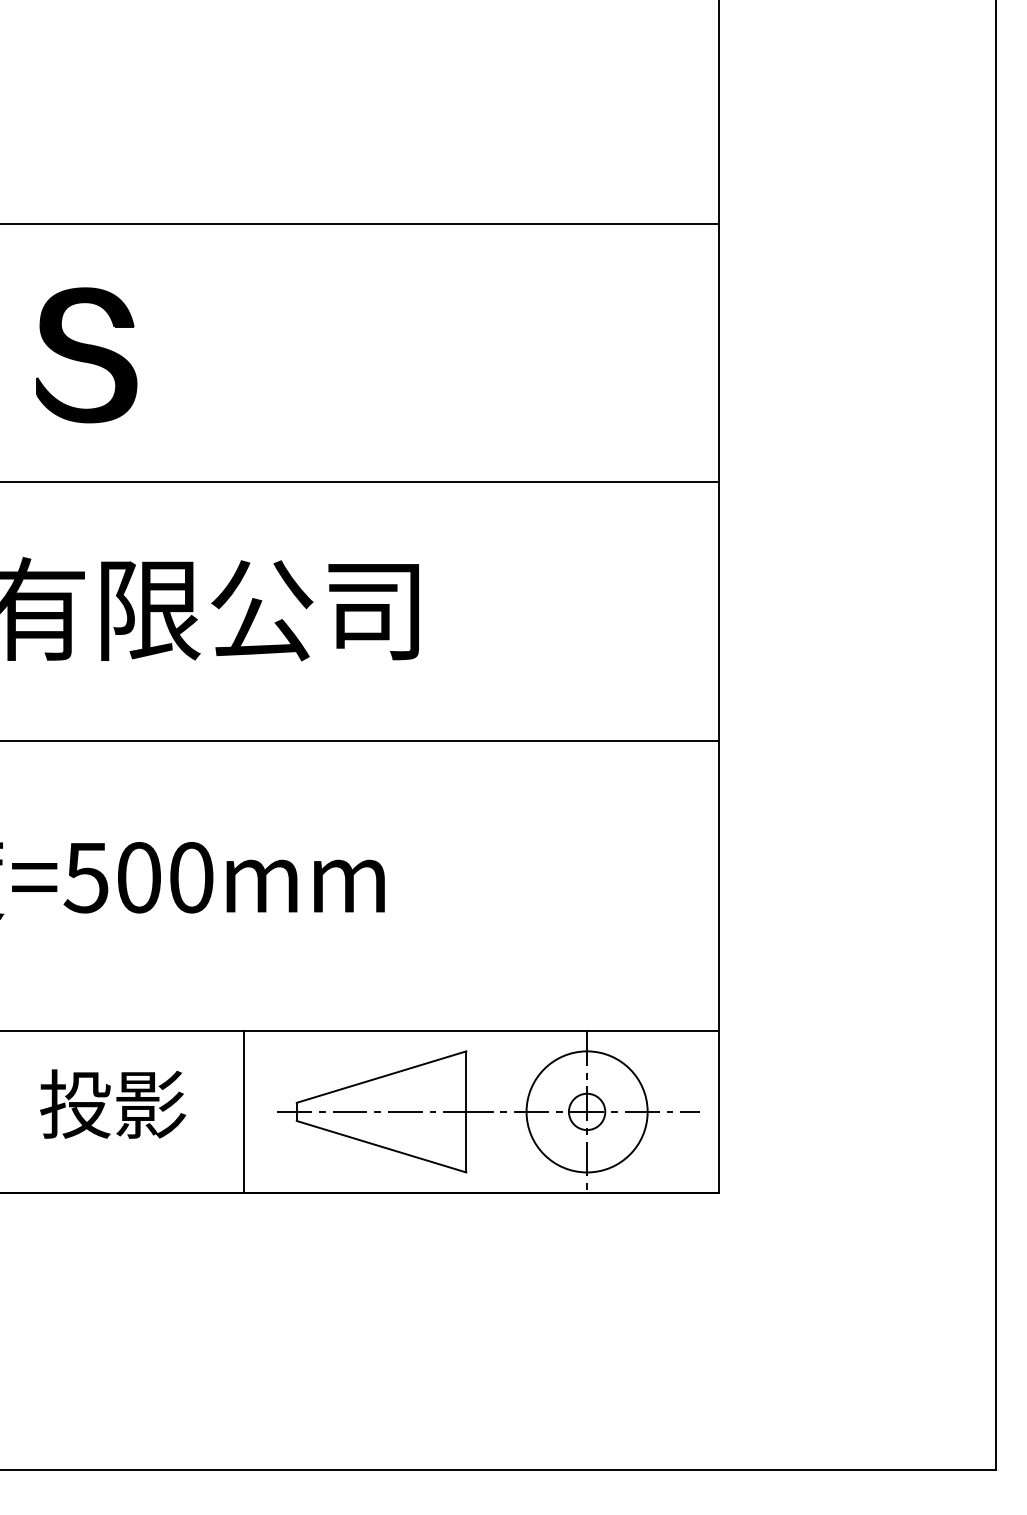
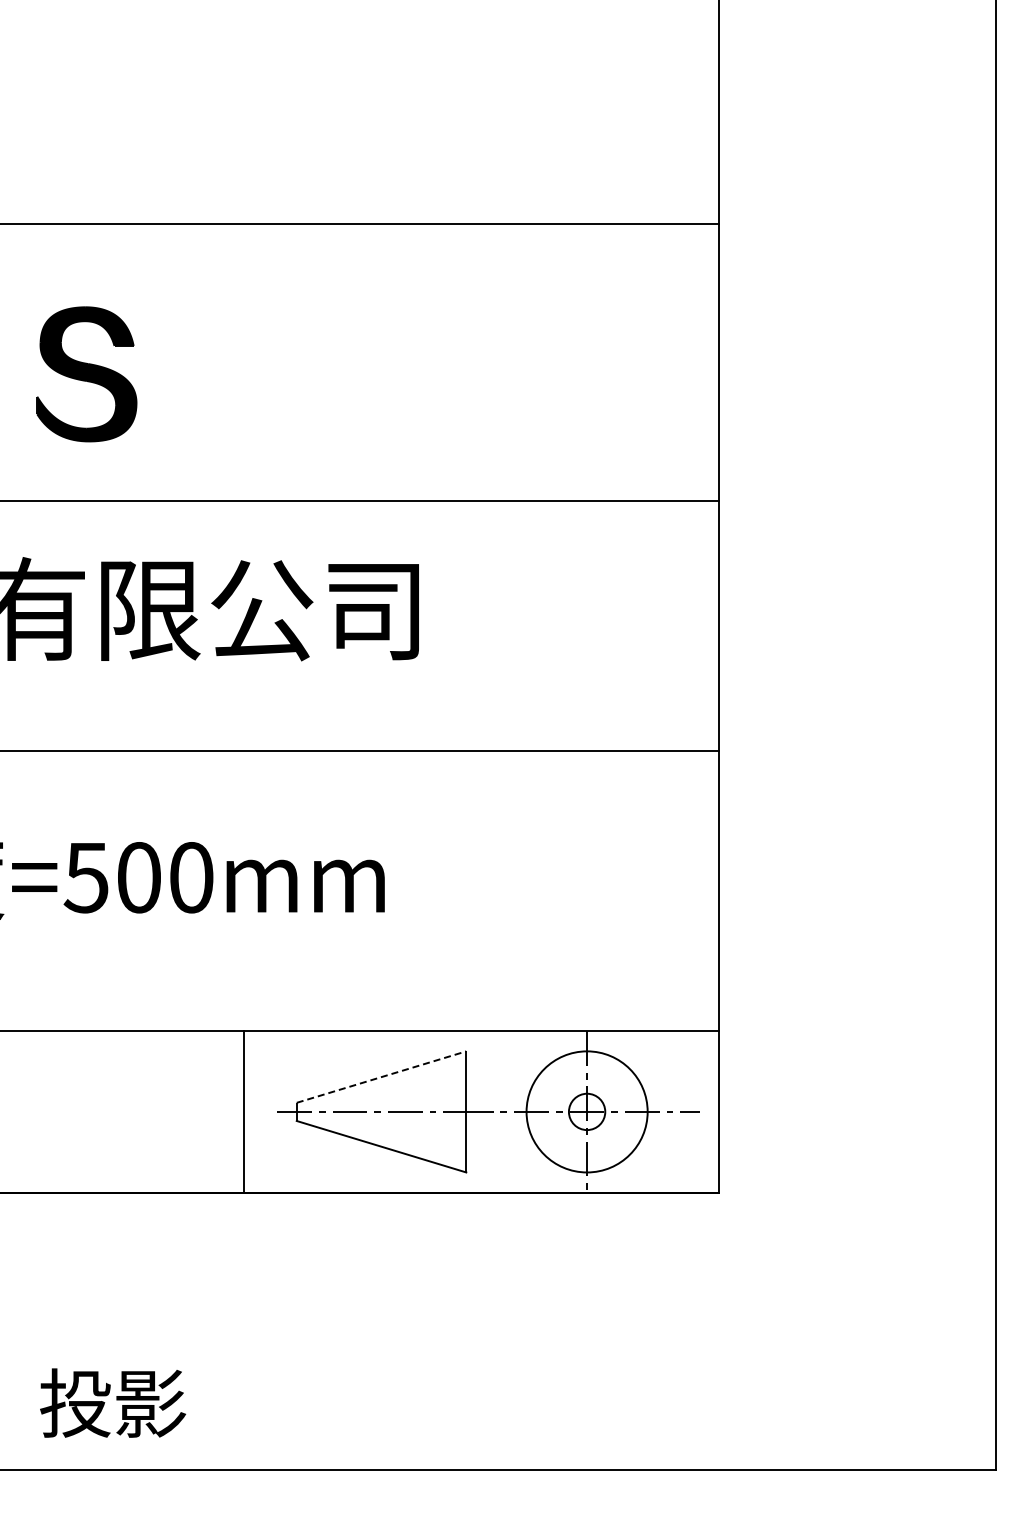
part position: (86, 355) -> (86, 374) (86, 374)
line position: (360, 482) -> (360, 501) (360, 501)
line position: (360, 740) -> (360, 750) (360, 750)
line: solid -> dashed (381, 1077)
text position: (113, 1103) -> (113, 1402) (113, 1402)
